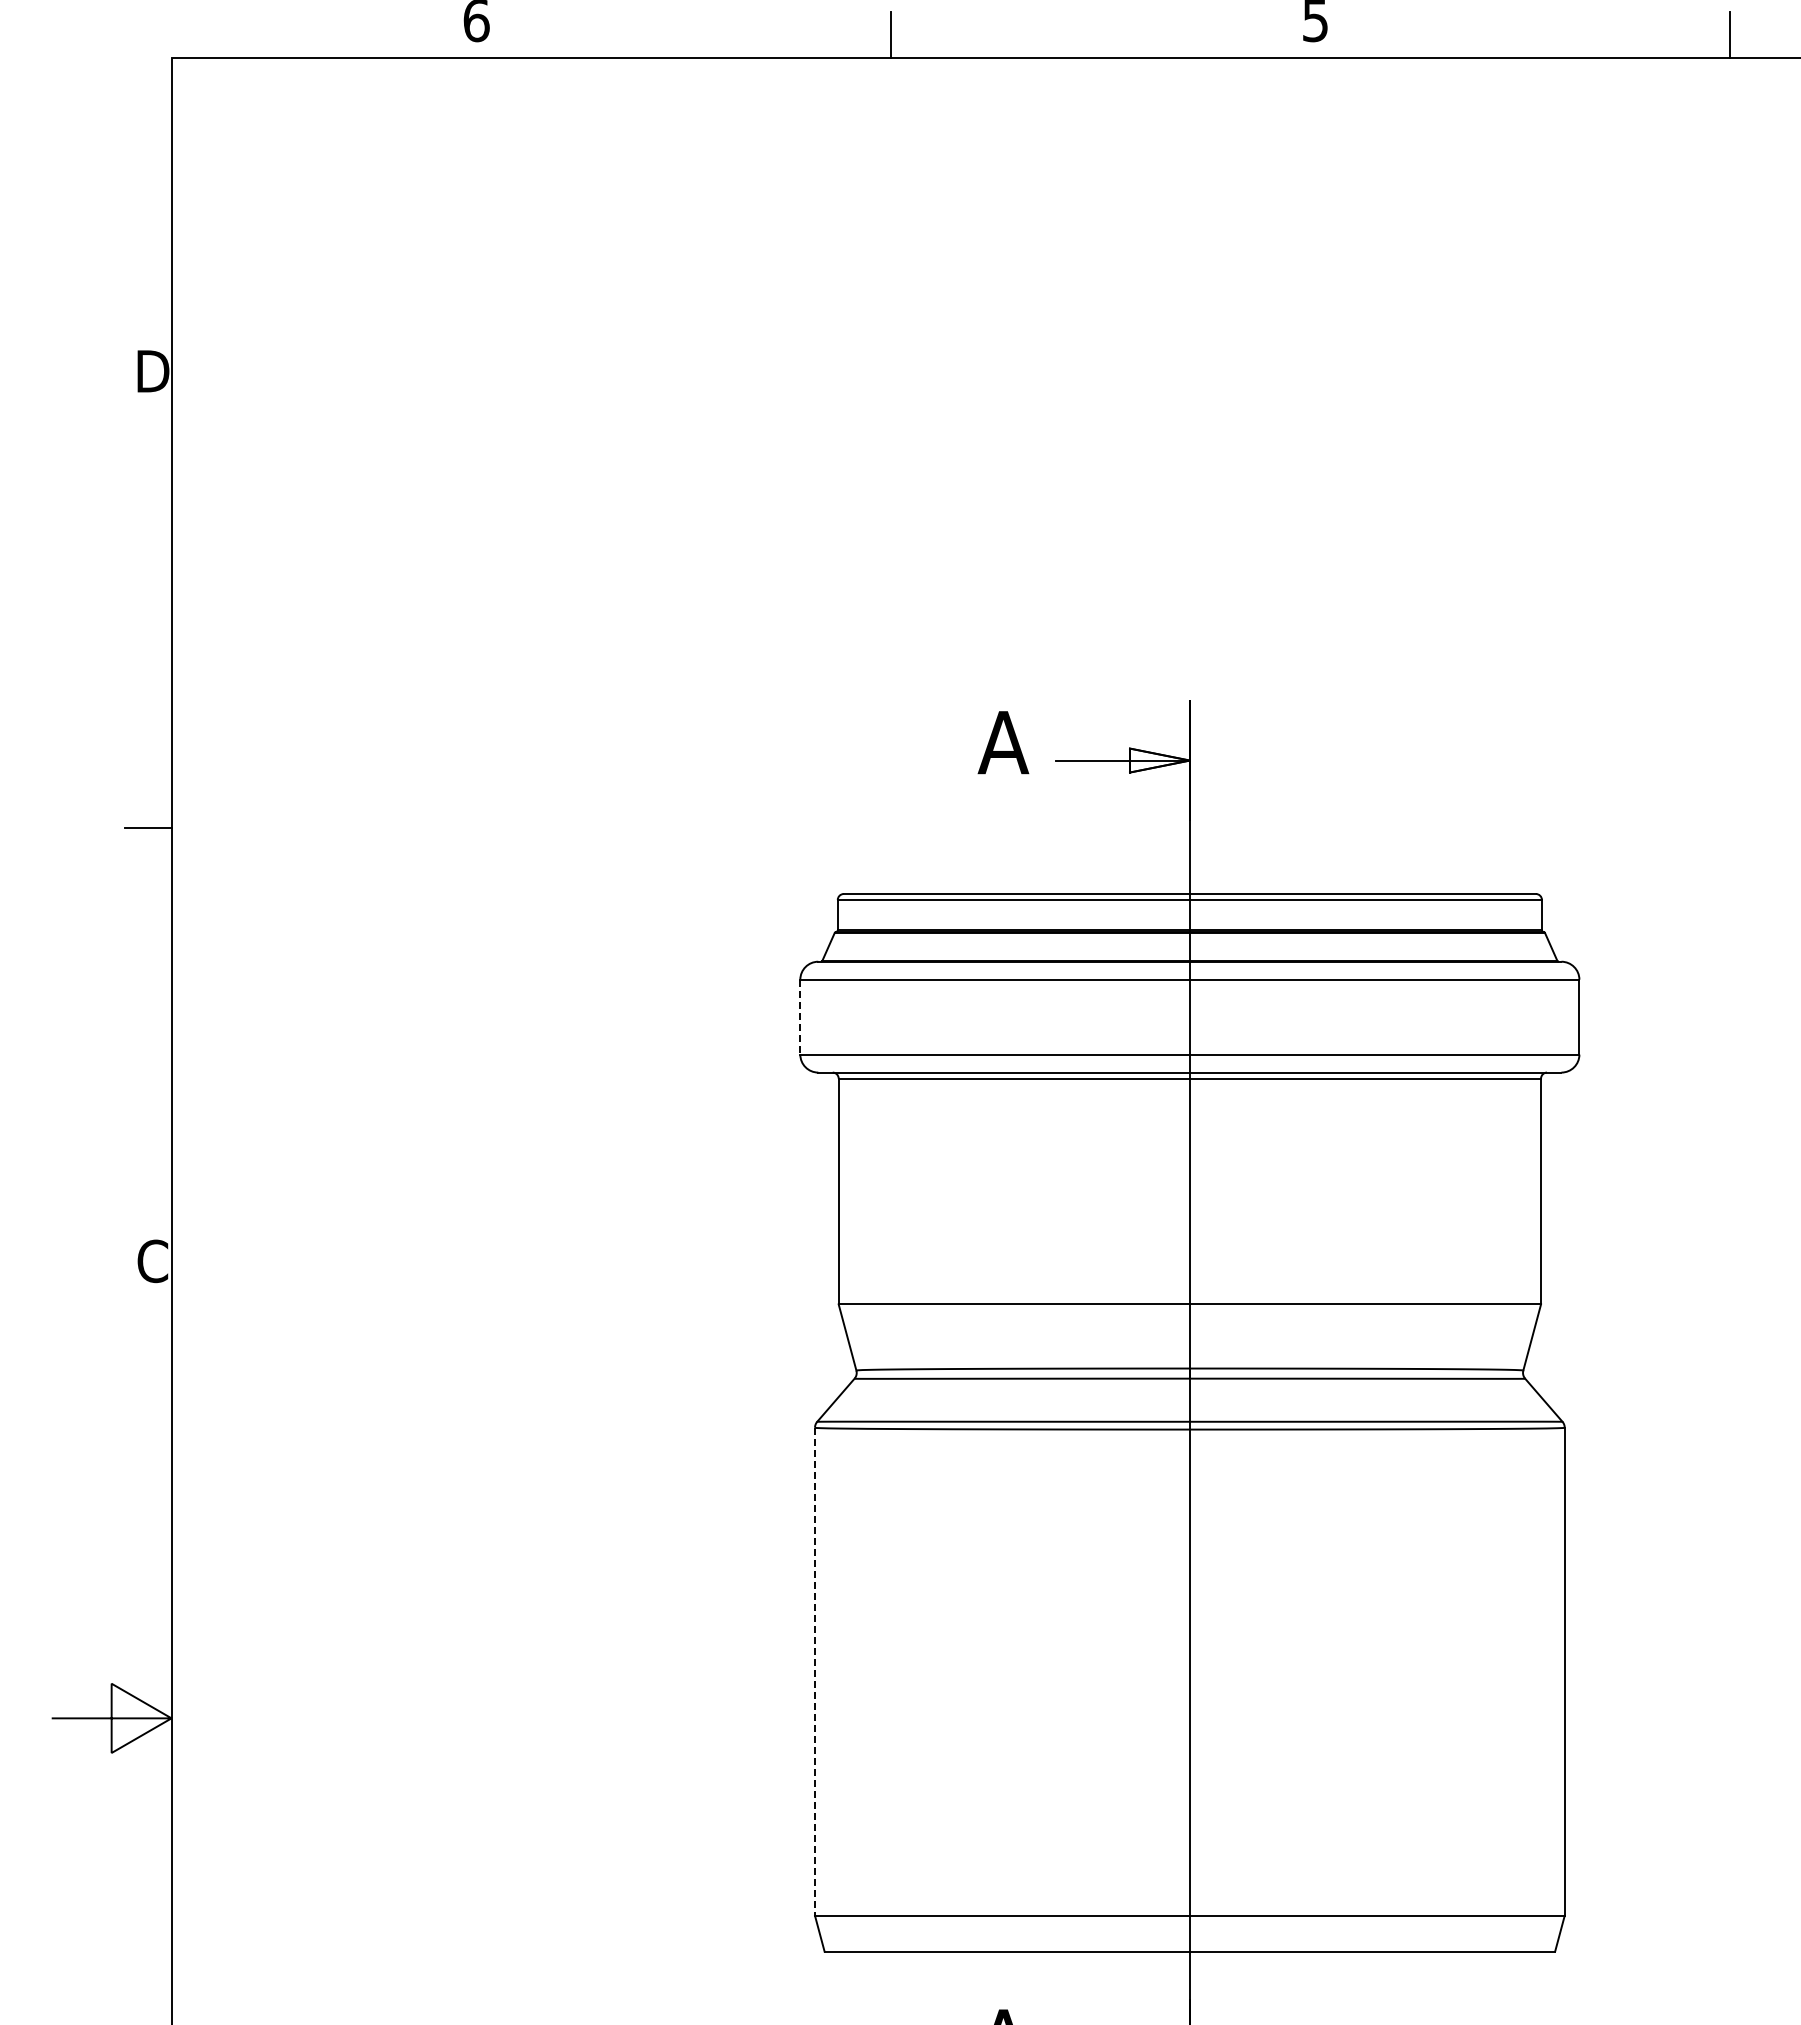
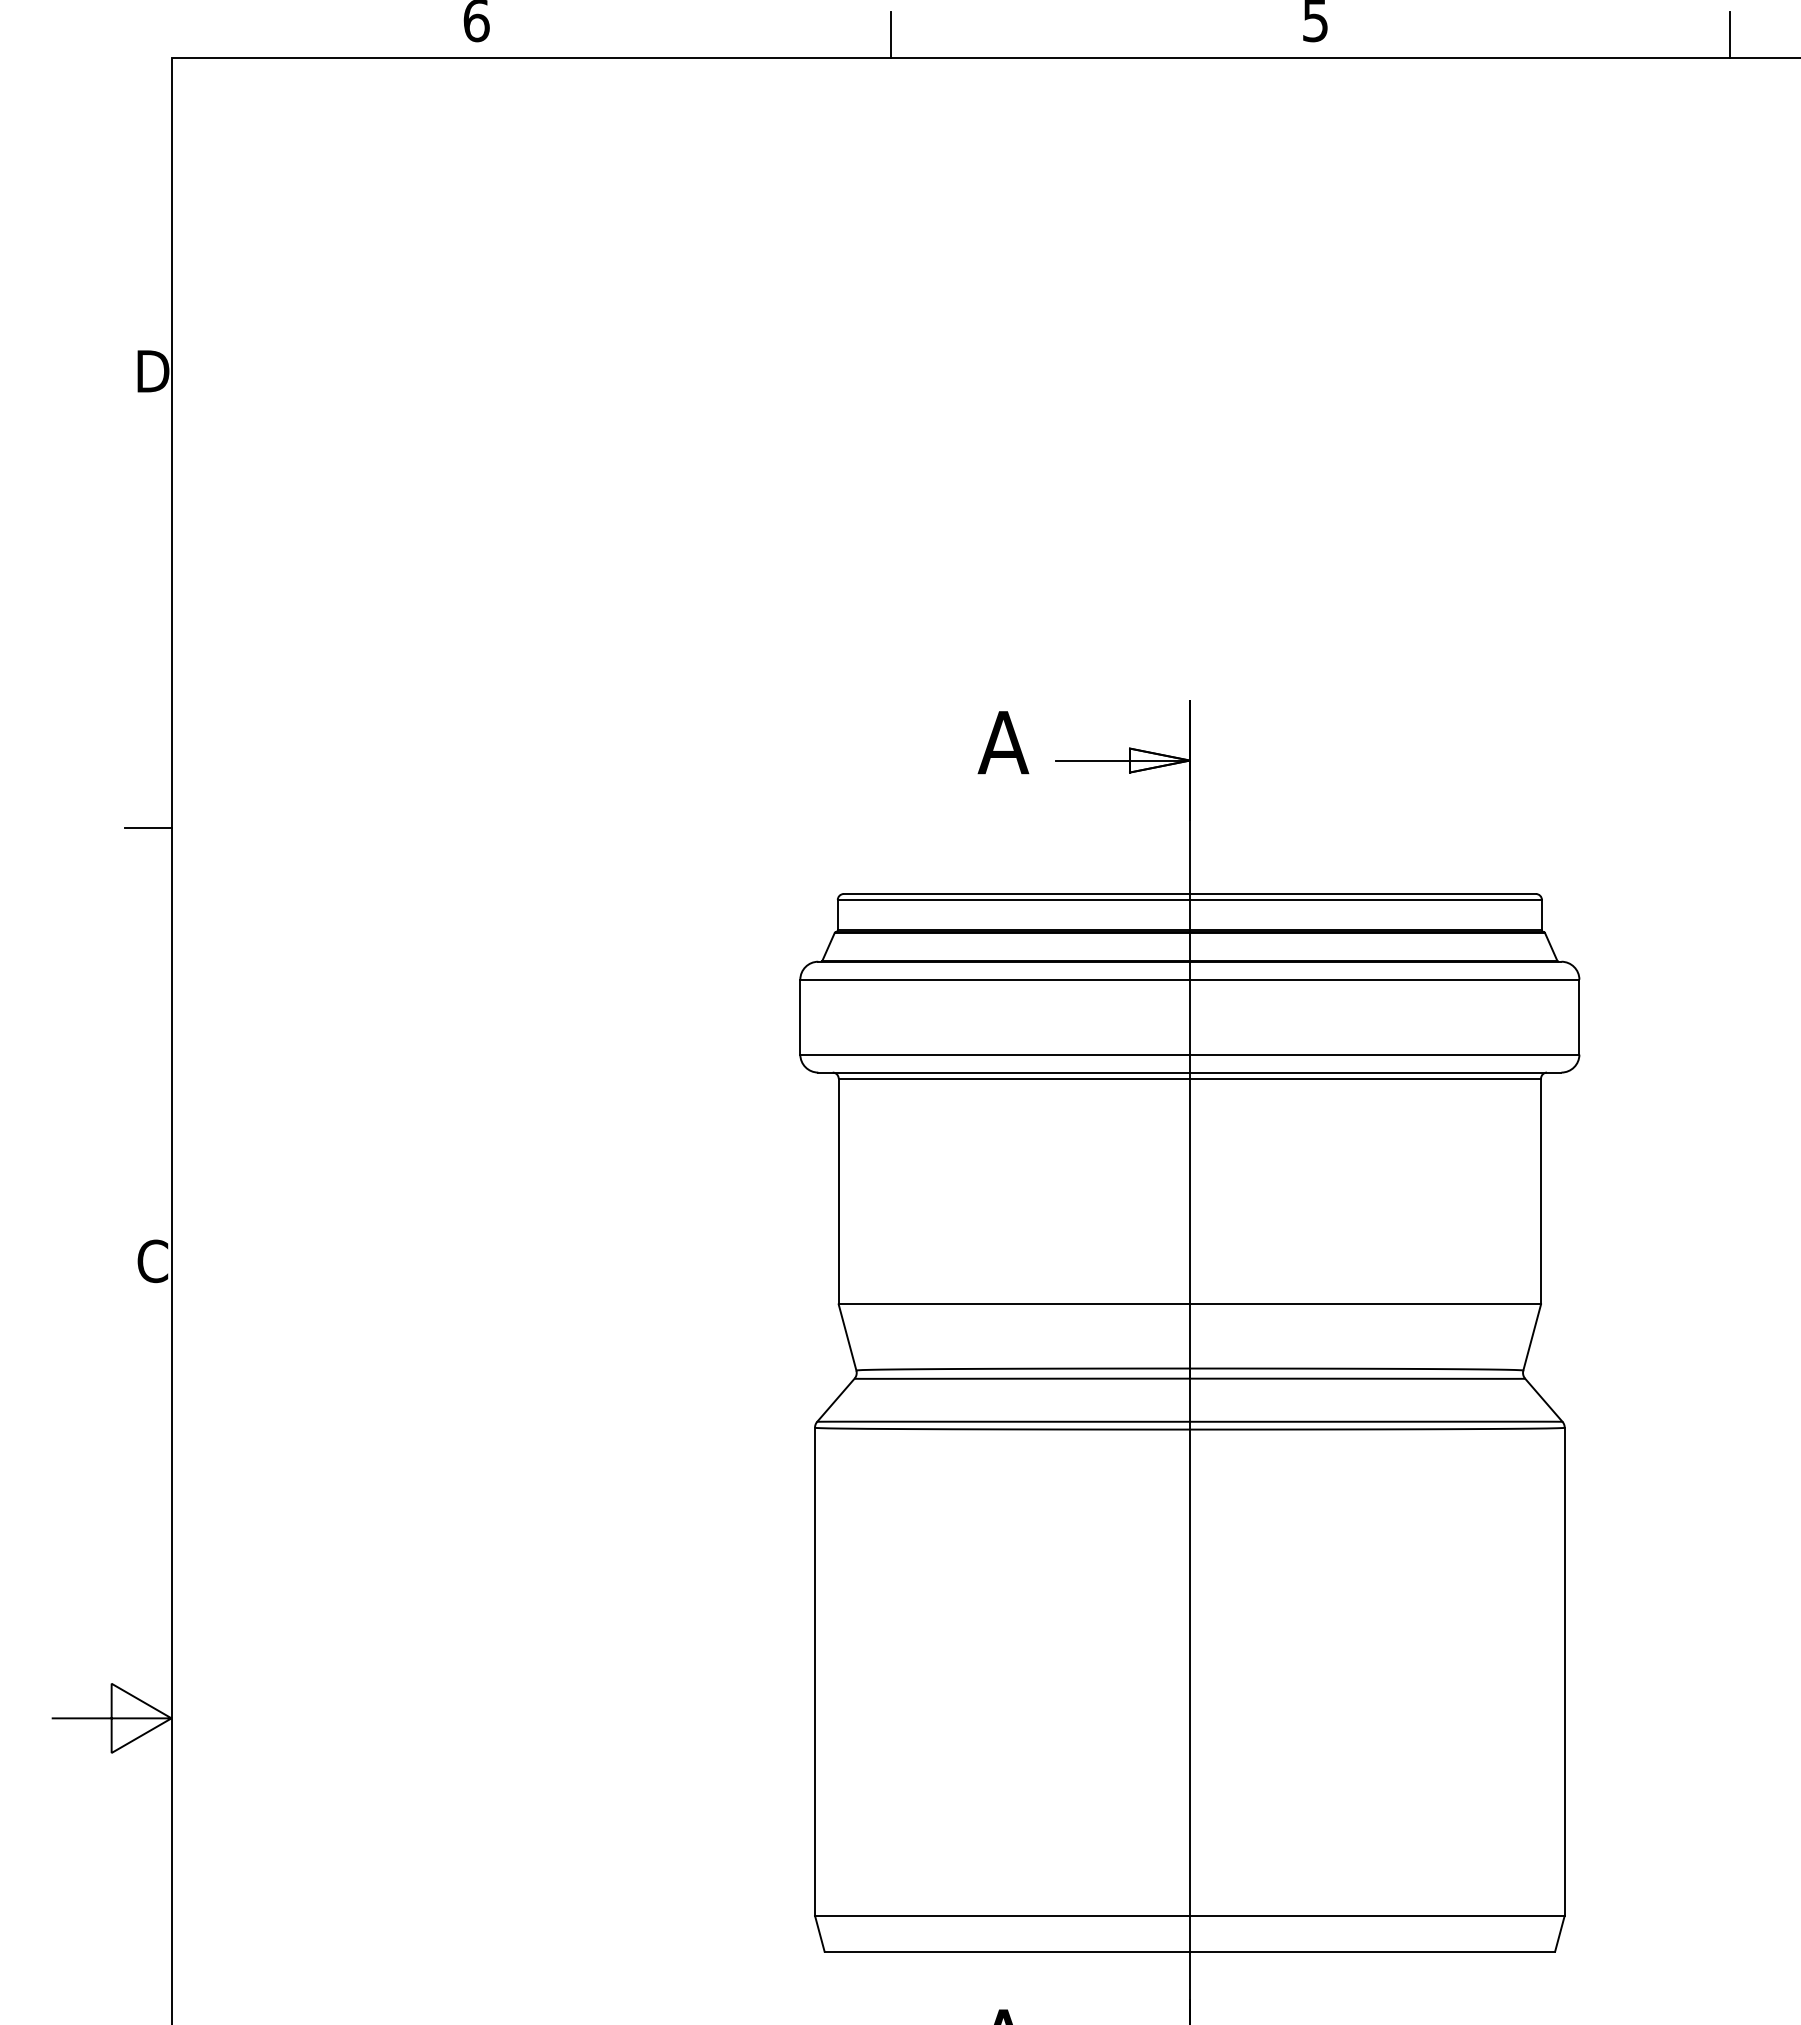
line: dashed -> solid (800, 1017)
line: dashed -> solid (815, 1672)
